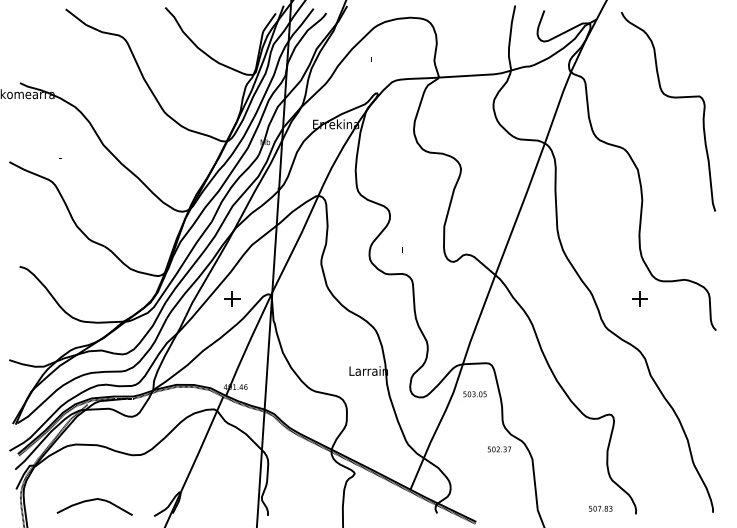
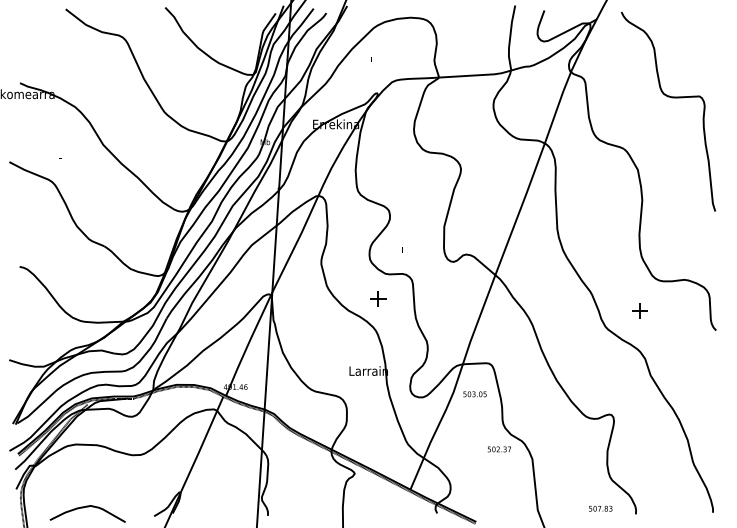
part position: (232, 298) -> (378, 298) (378, 298)
part position: (639, 298) -> (639, 310) (639, 310)
curve position: (94, 500) -> (87, 507) (87, 507)
